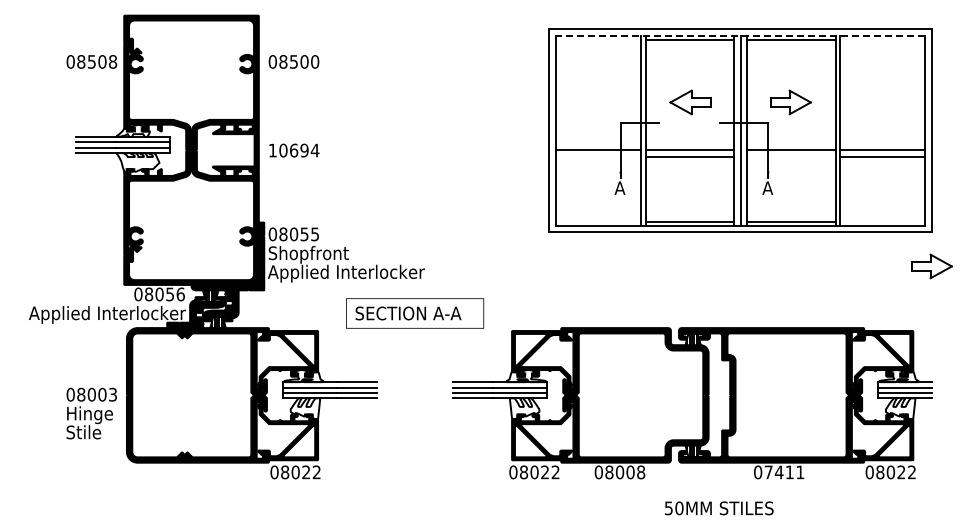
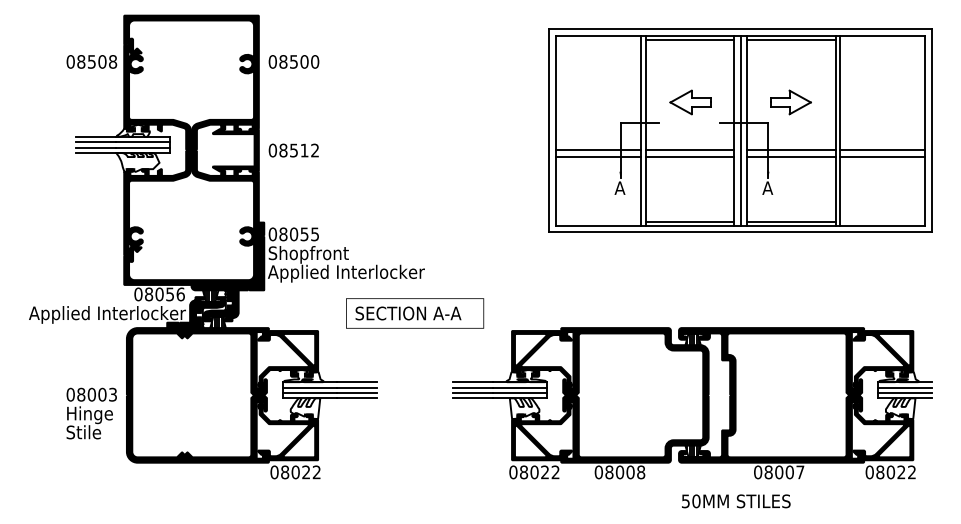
line: dashed -> solid (740, 35)
text: 10694 -> 08512 (293, 150)
line: none -> present (598, 156)
line: none -> present (791, 156)
part: present -> none (931, 266)
text: 07411 -> 08007 (784, 472)
text position: (719, 508) -> (736, 501) (736, 501)
